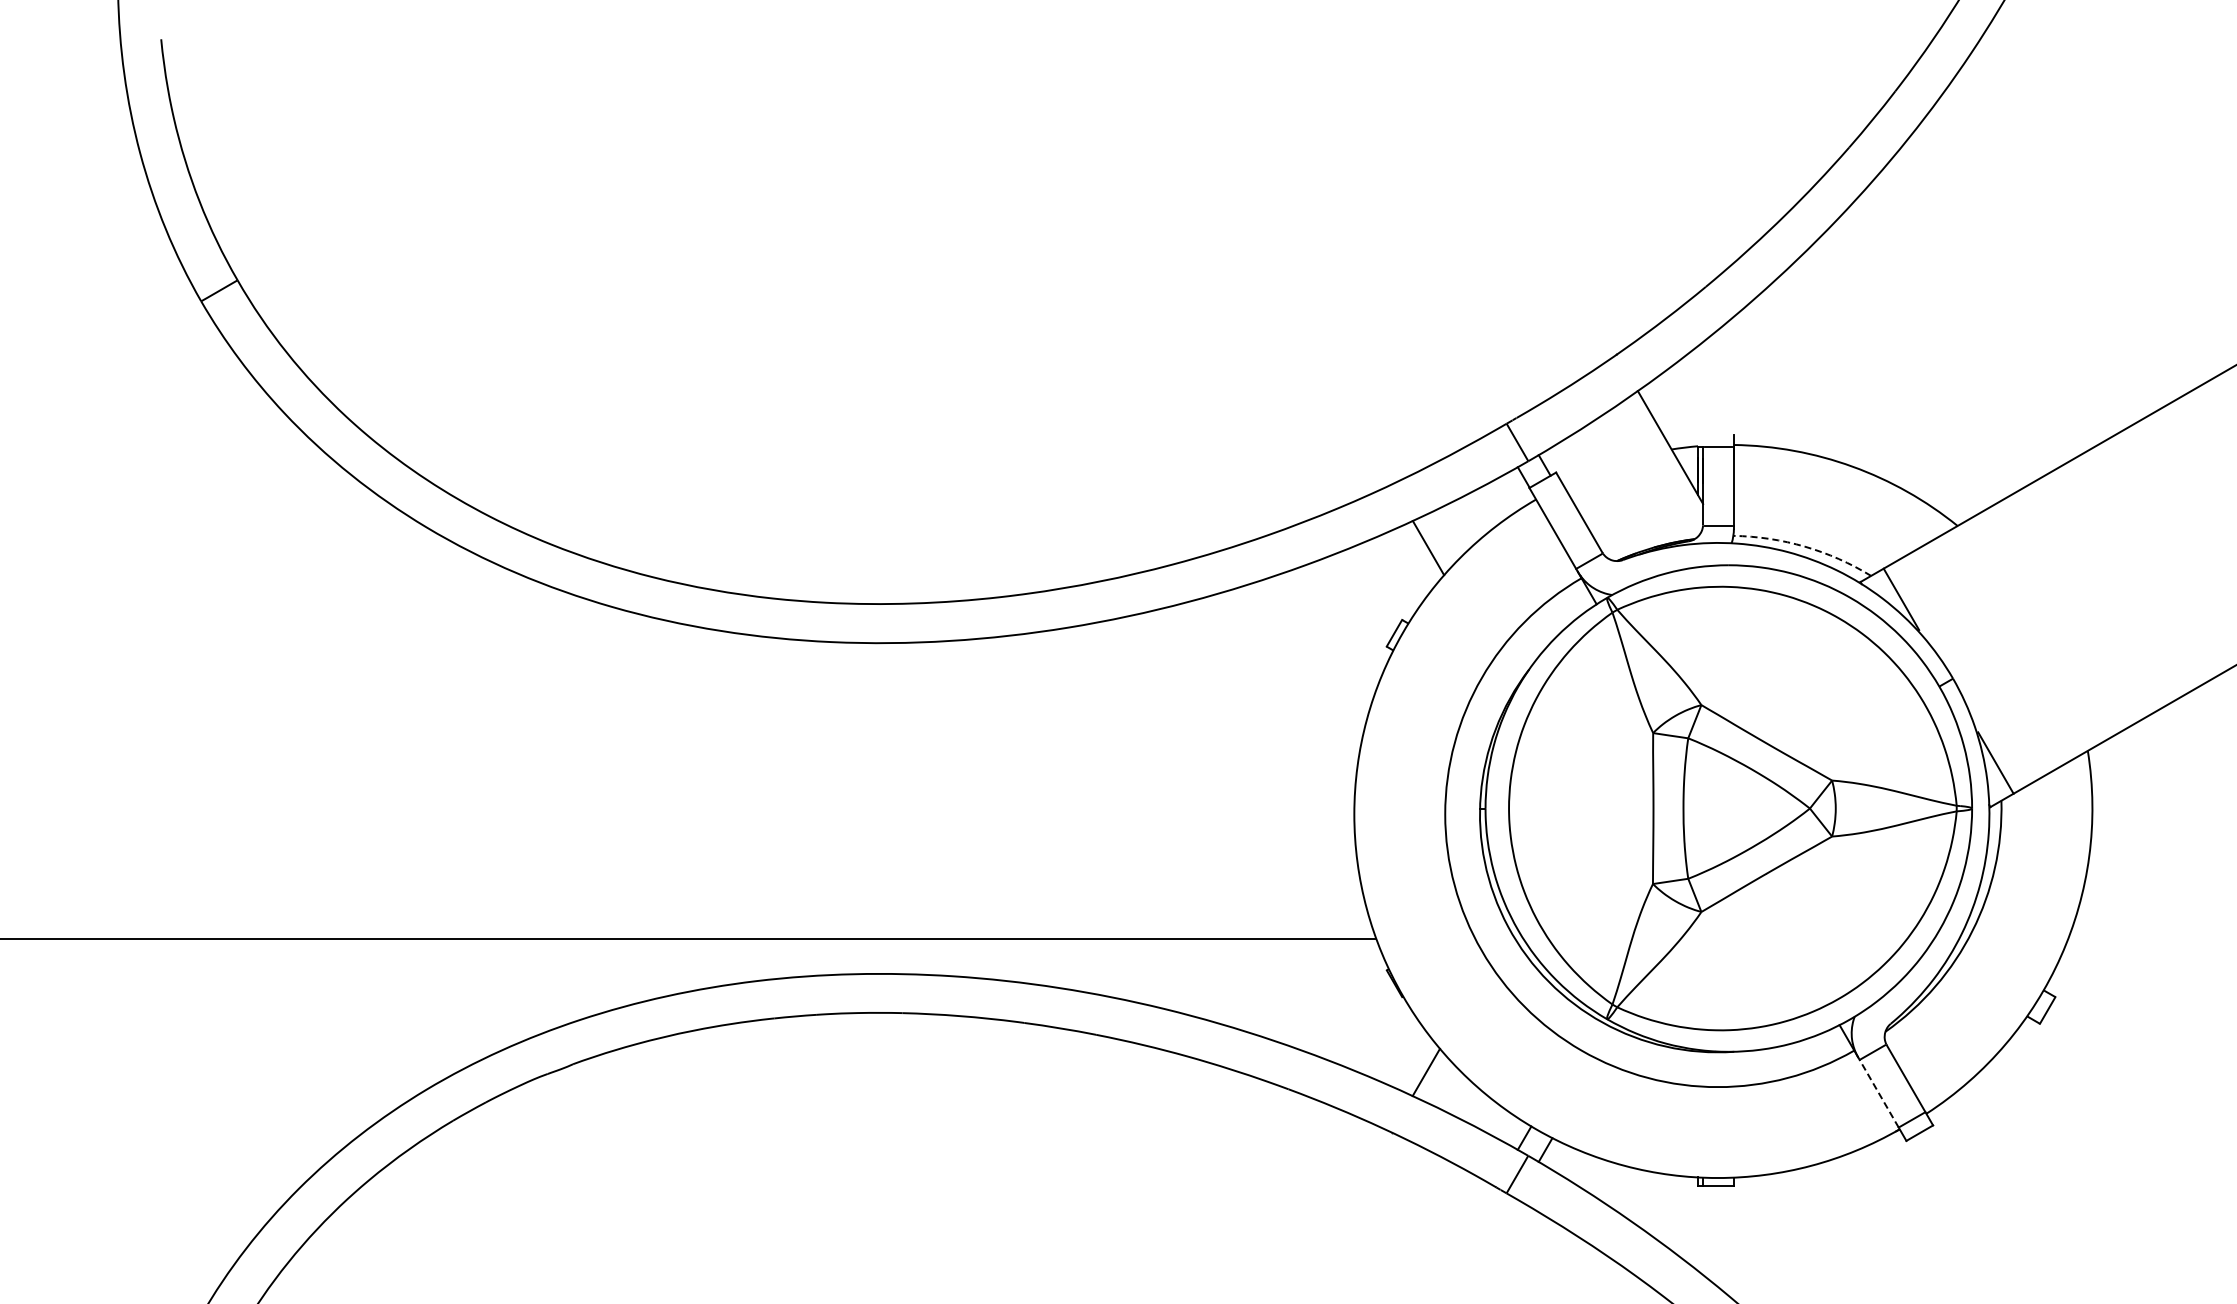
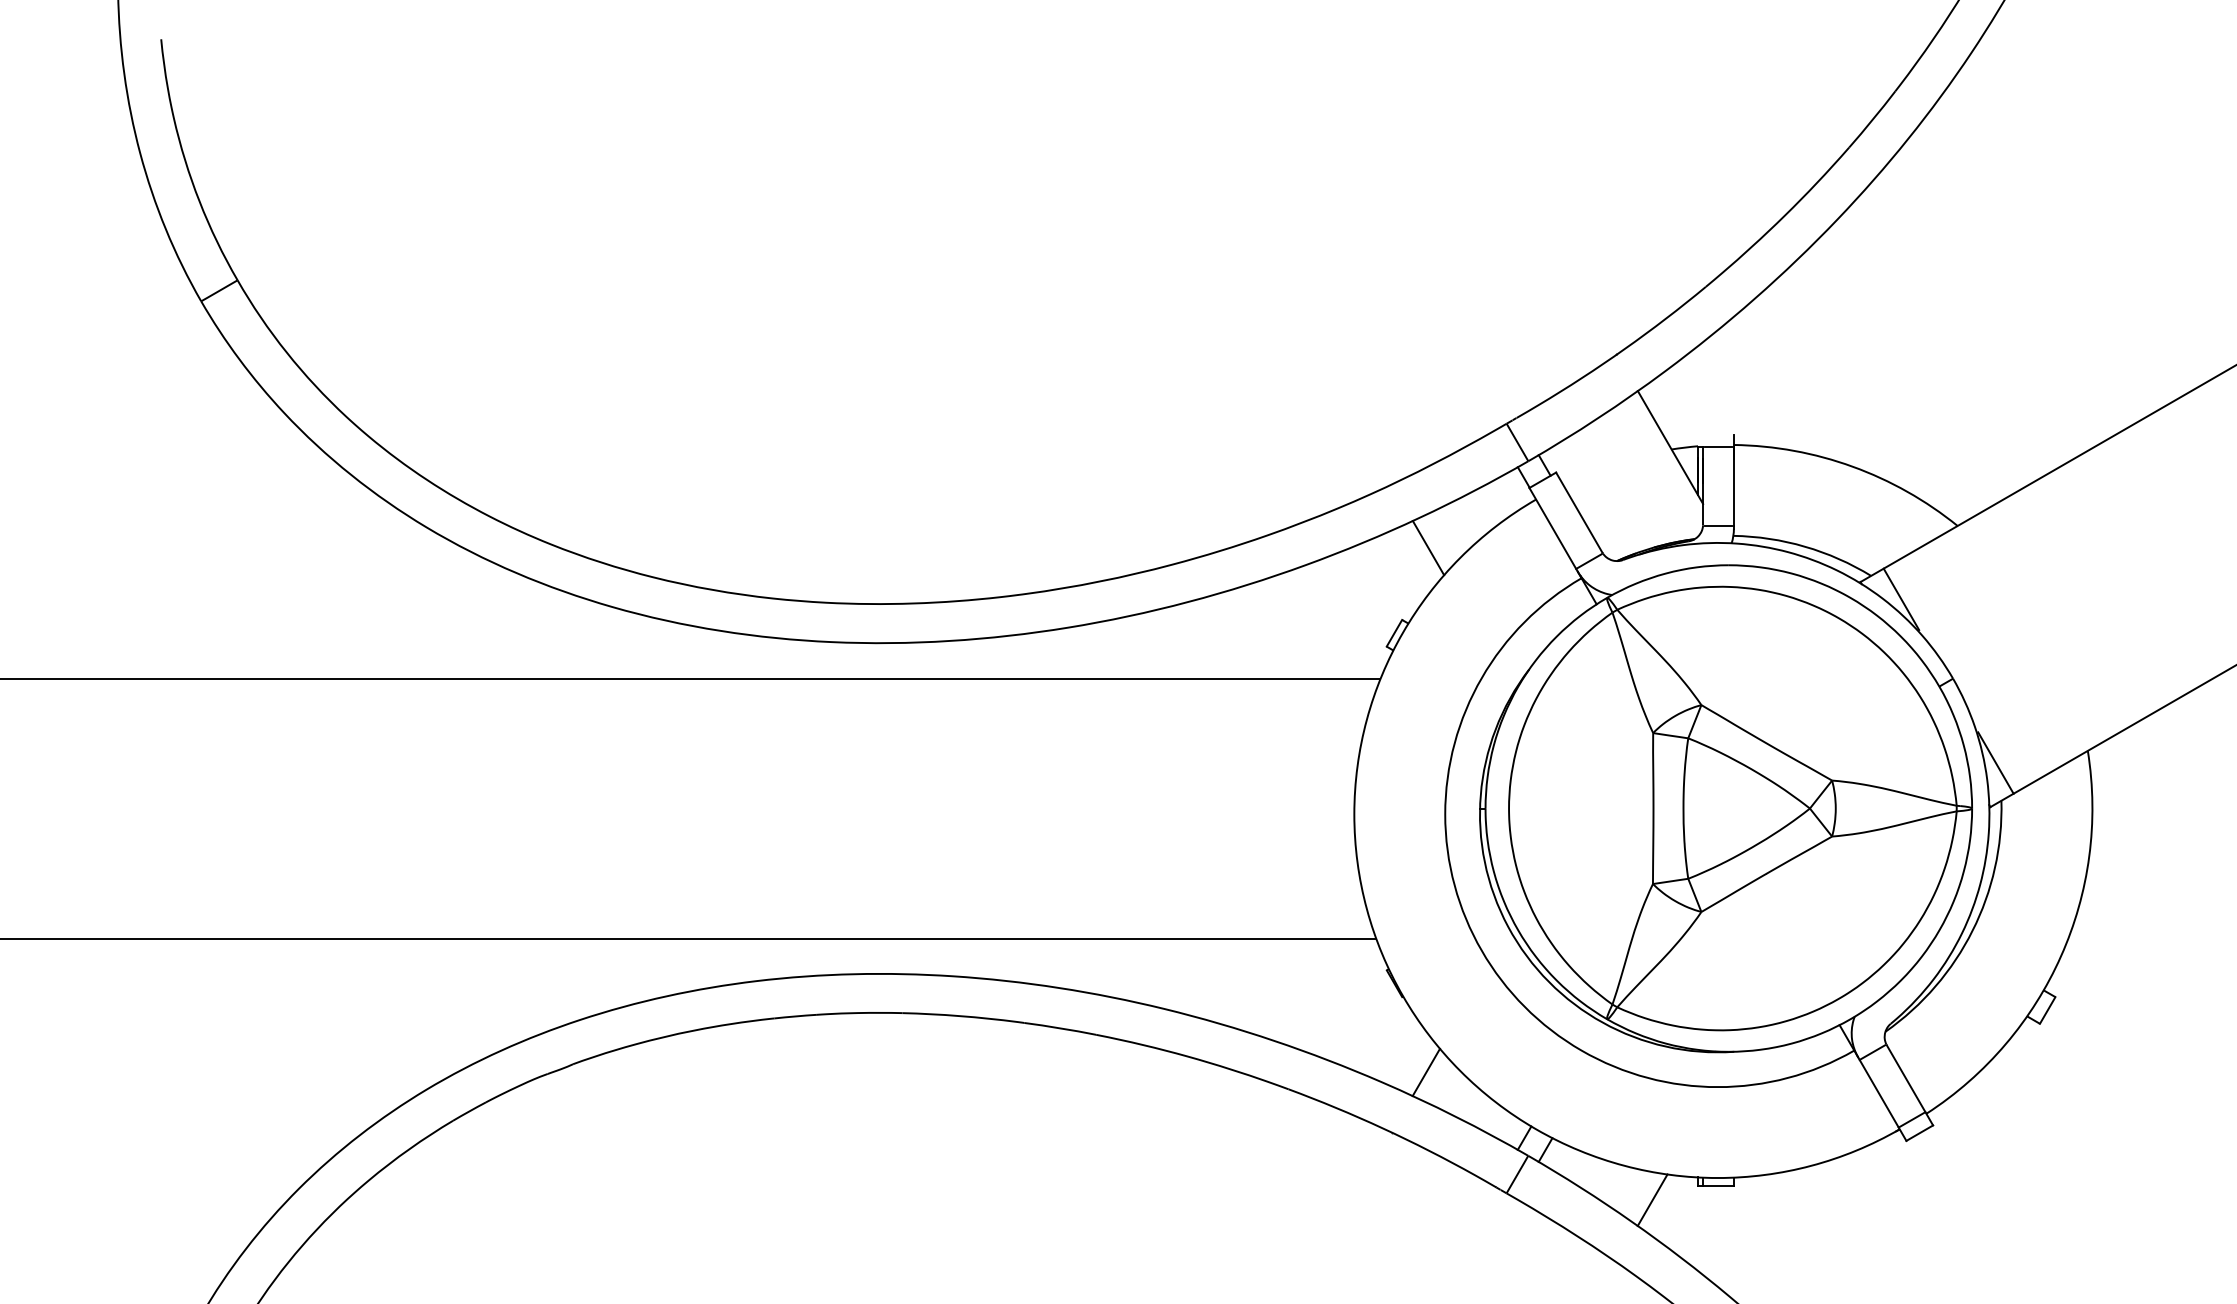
arc: dashed -> solid (1804, 546)
line: none -> present (691, 679)
line: dashed -> solid (1878, 1093)
line: none -> present (1652, 1199)
